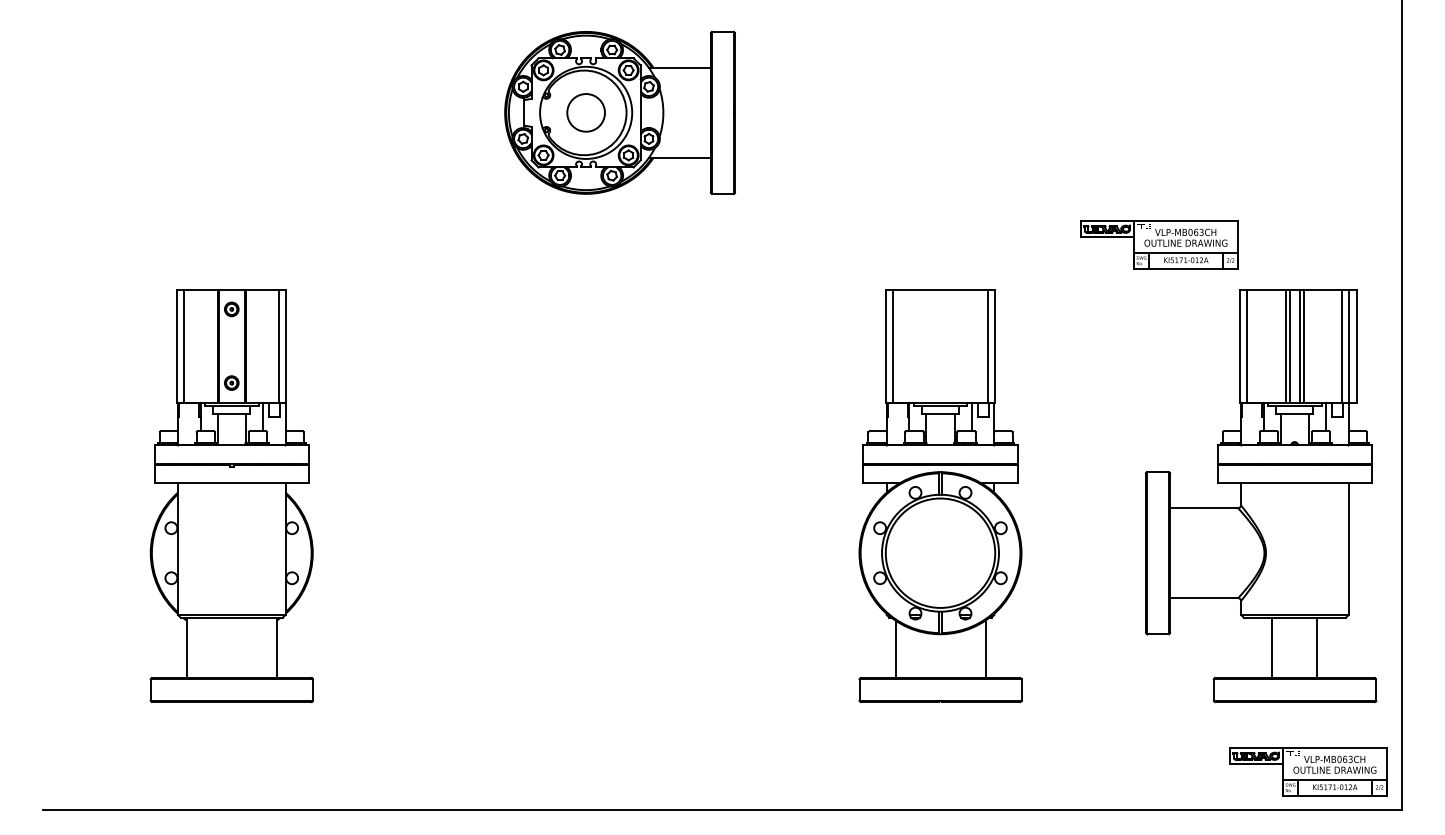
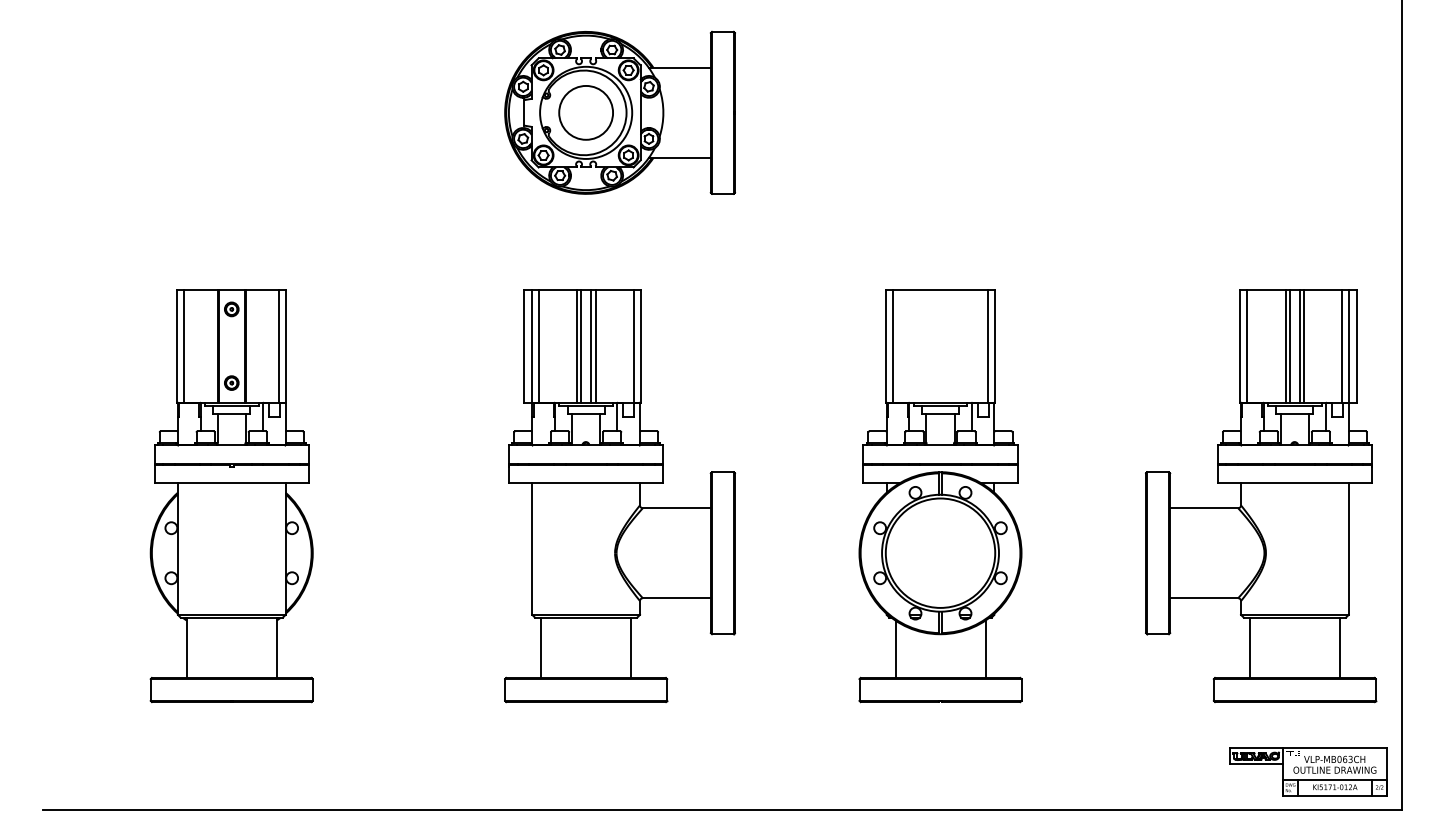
circle diameter: 38 px -> 54 px (586, 112)
part: present -> none (1159, 244)
part: none -> present (620, 496)
line position: (1271, 647) -> (1249, 647) (1249, 647)
line position: (1316, 647) -> (1339, 647) (1339, 647)
